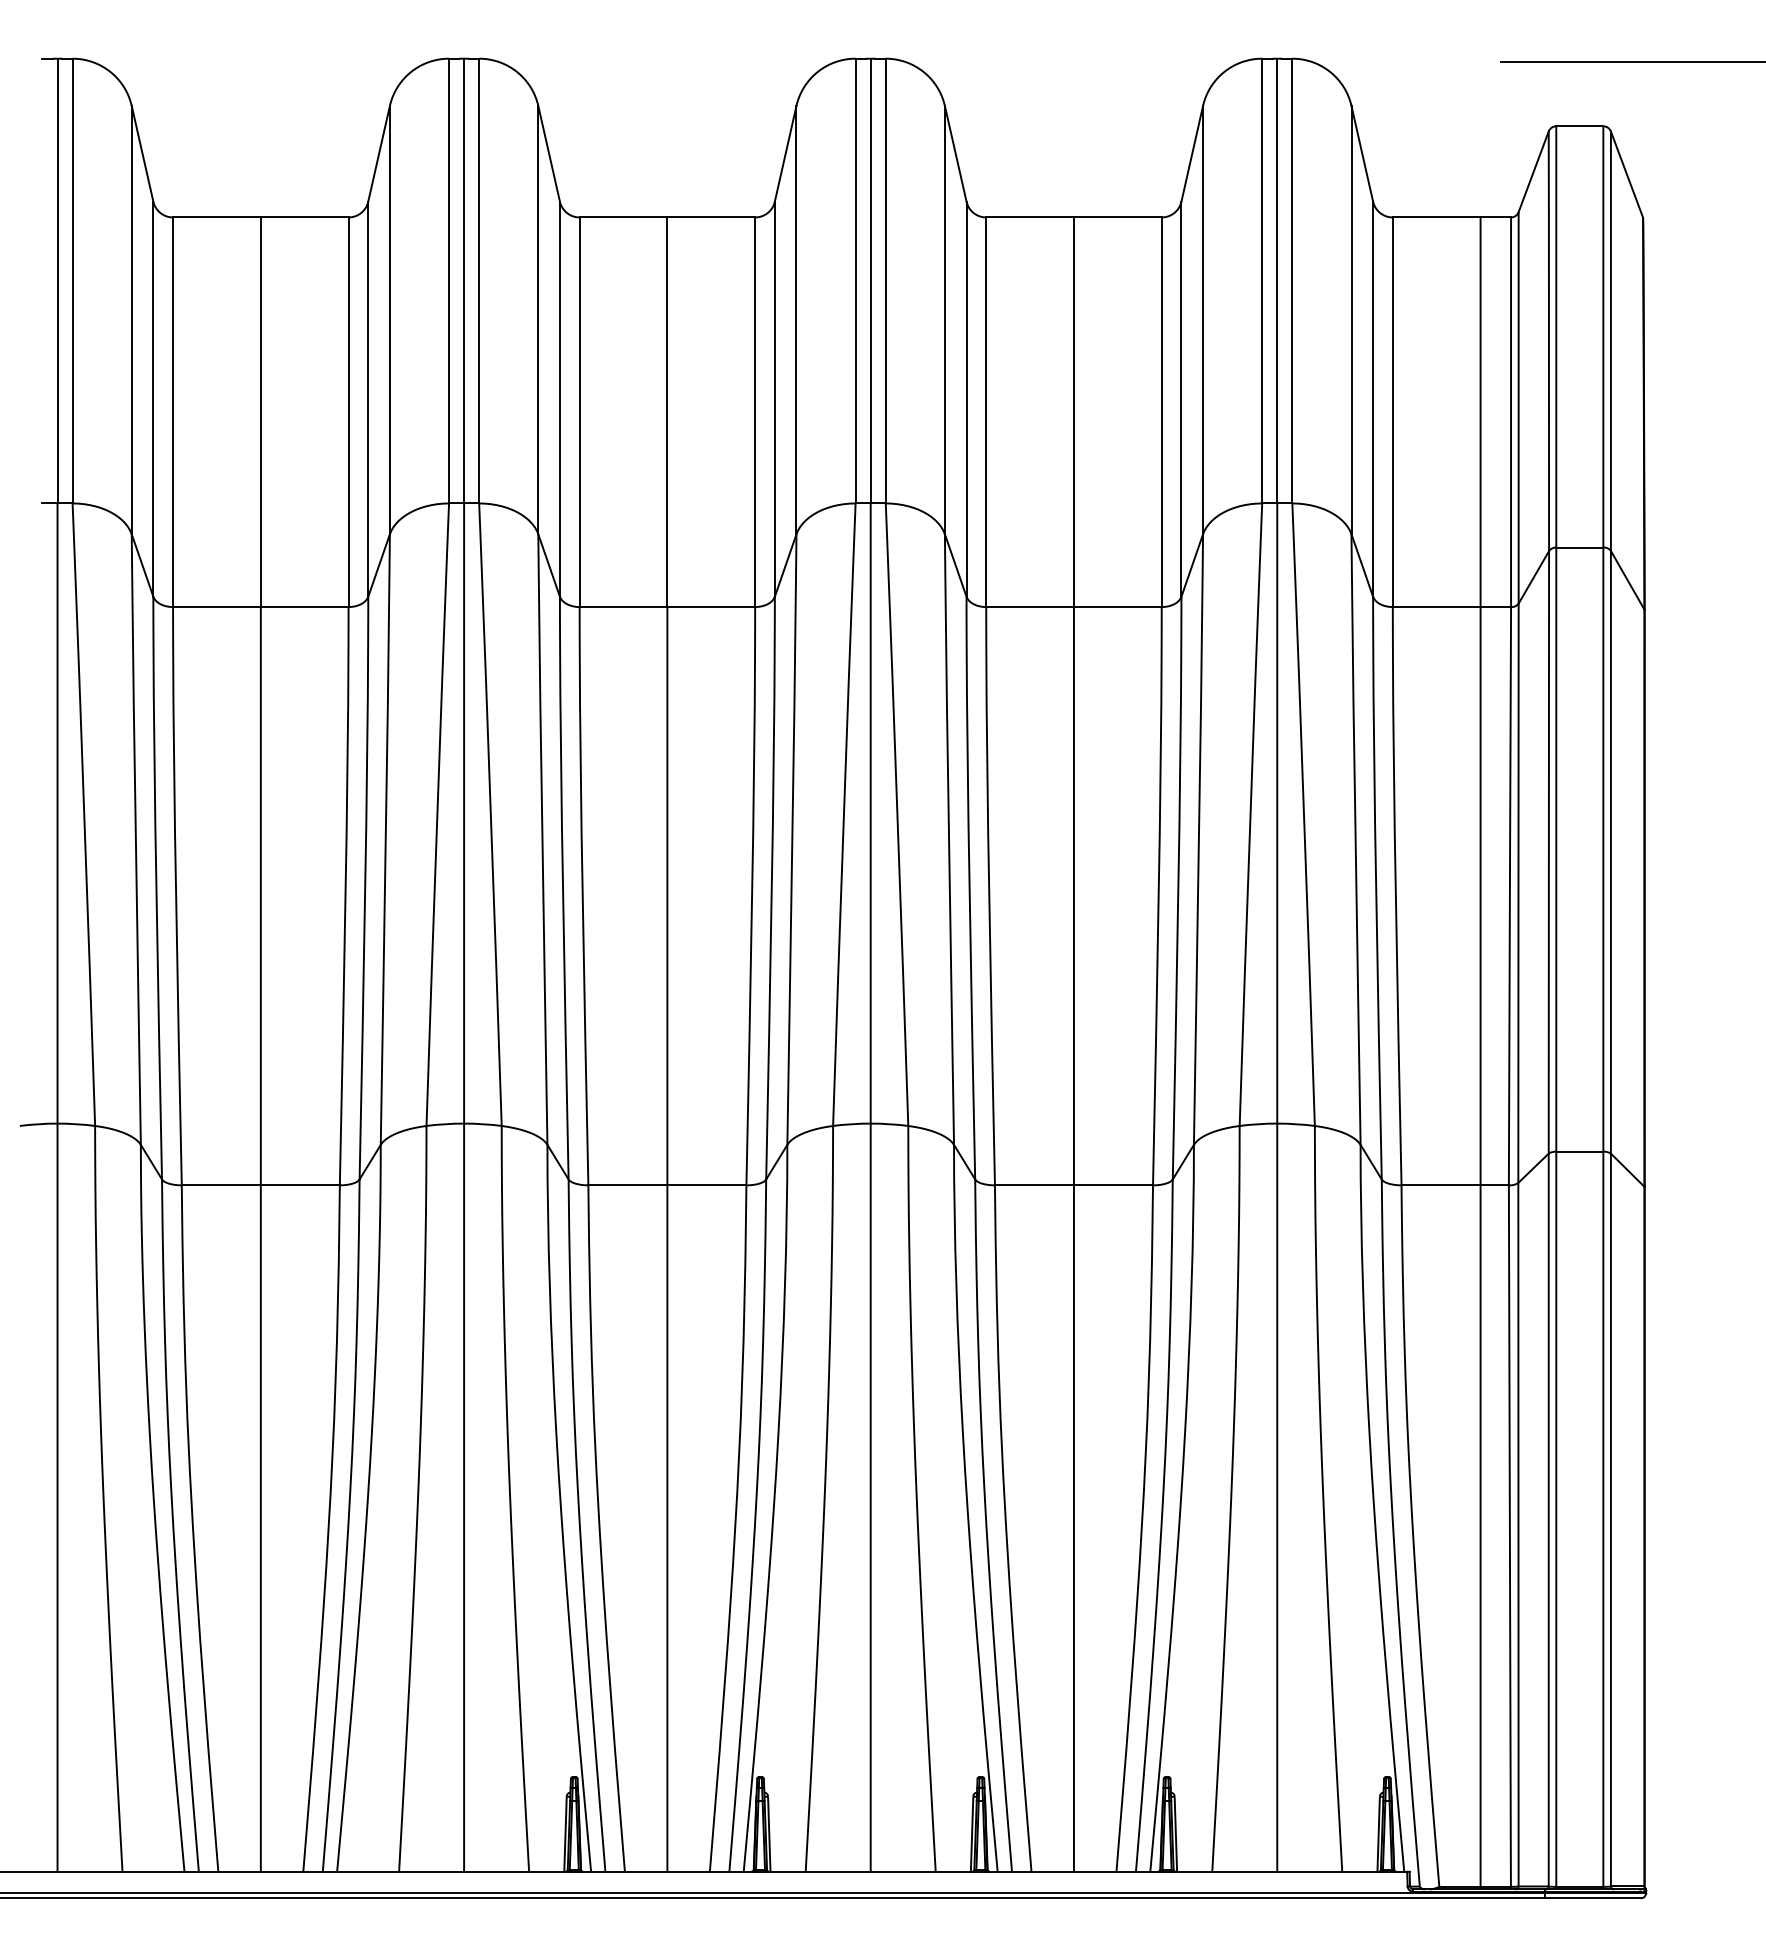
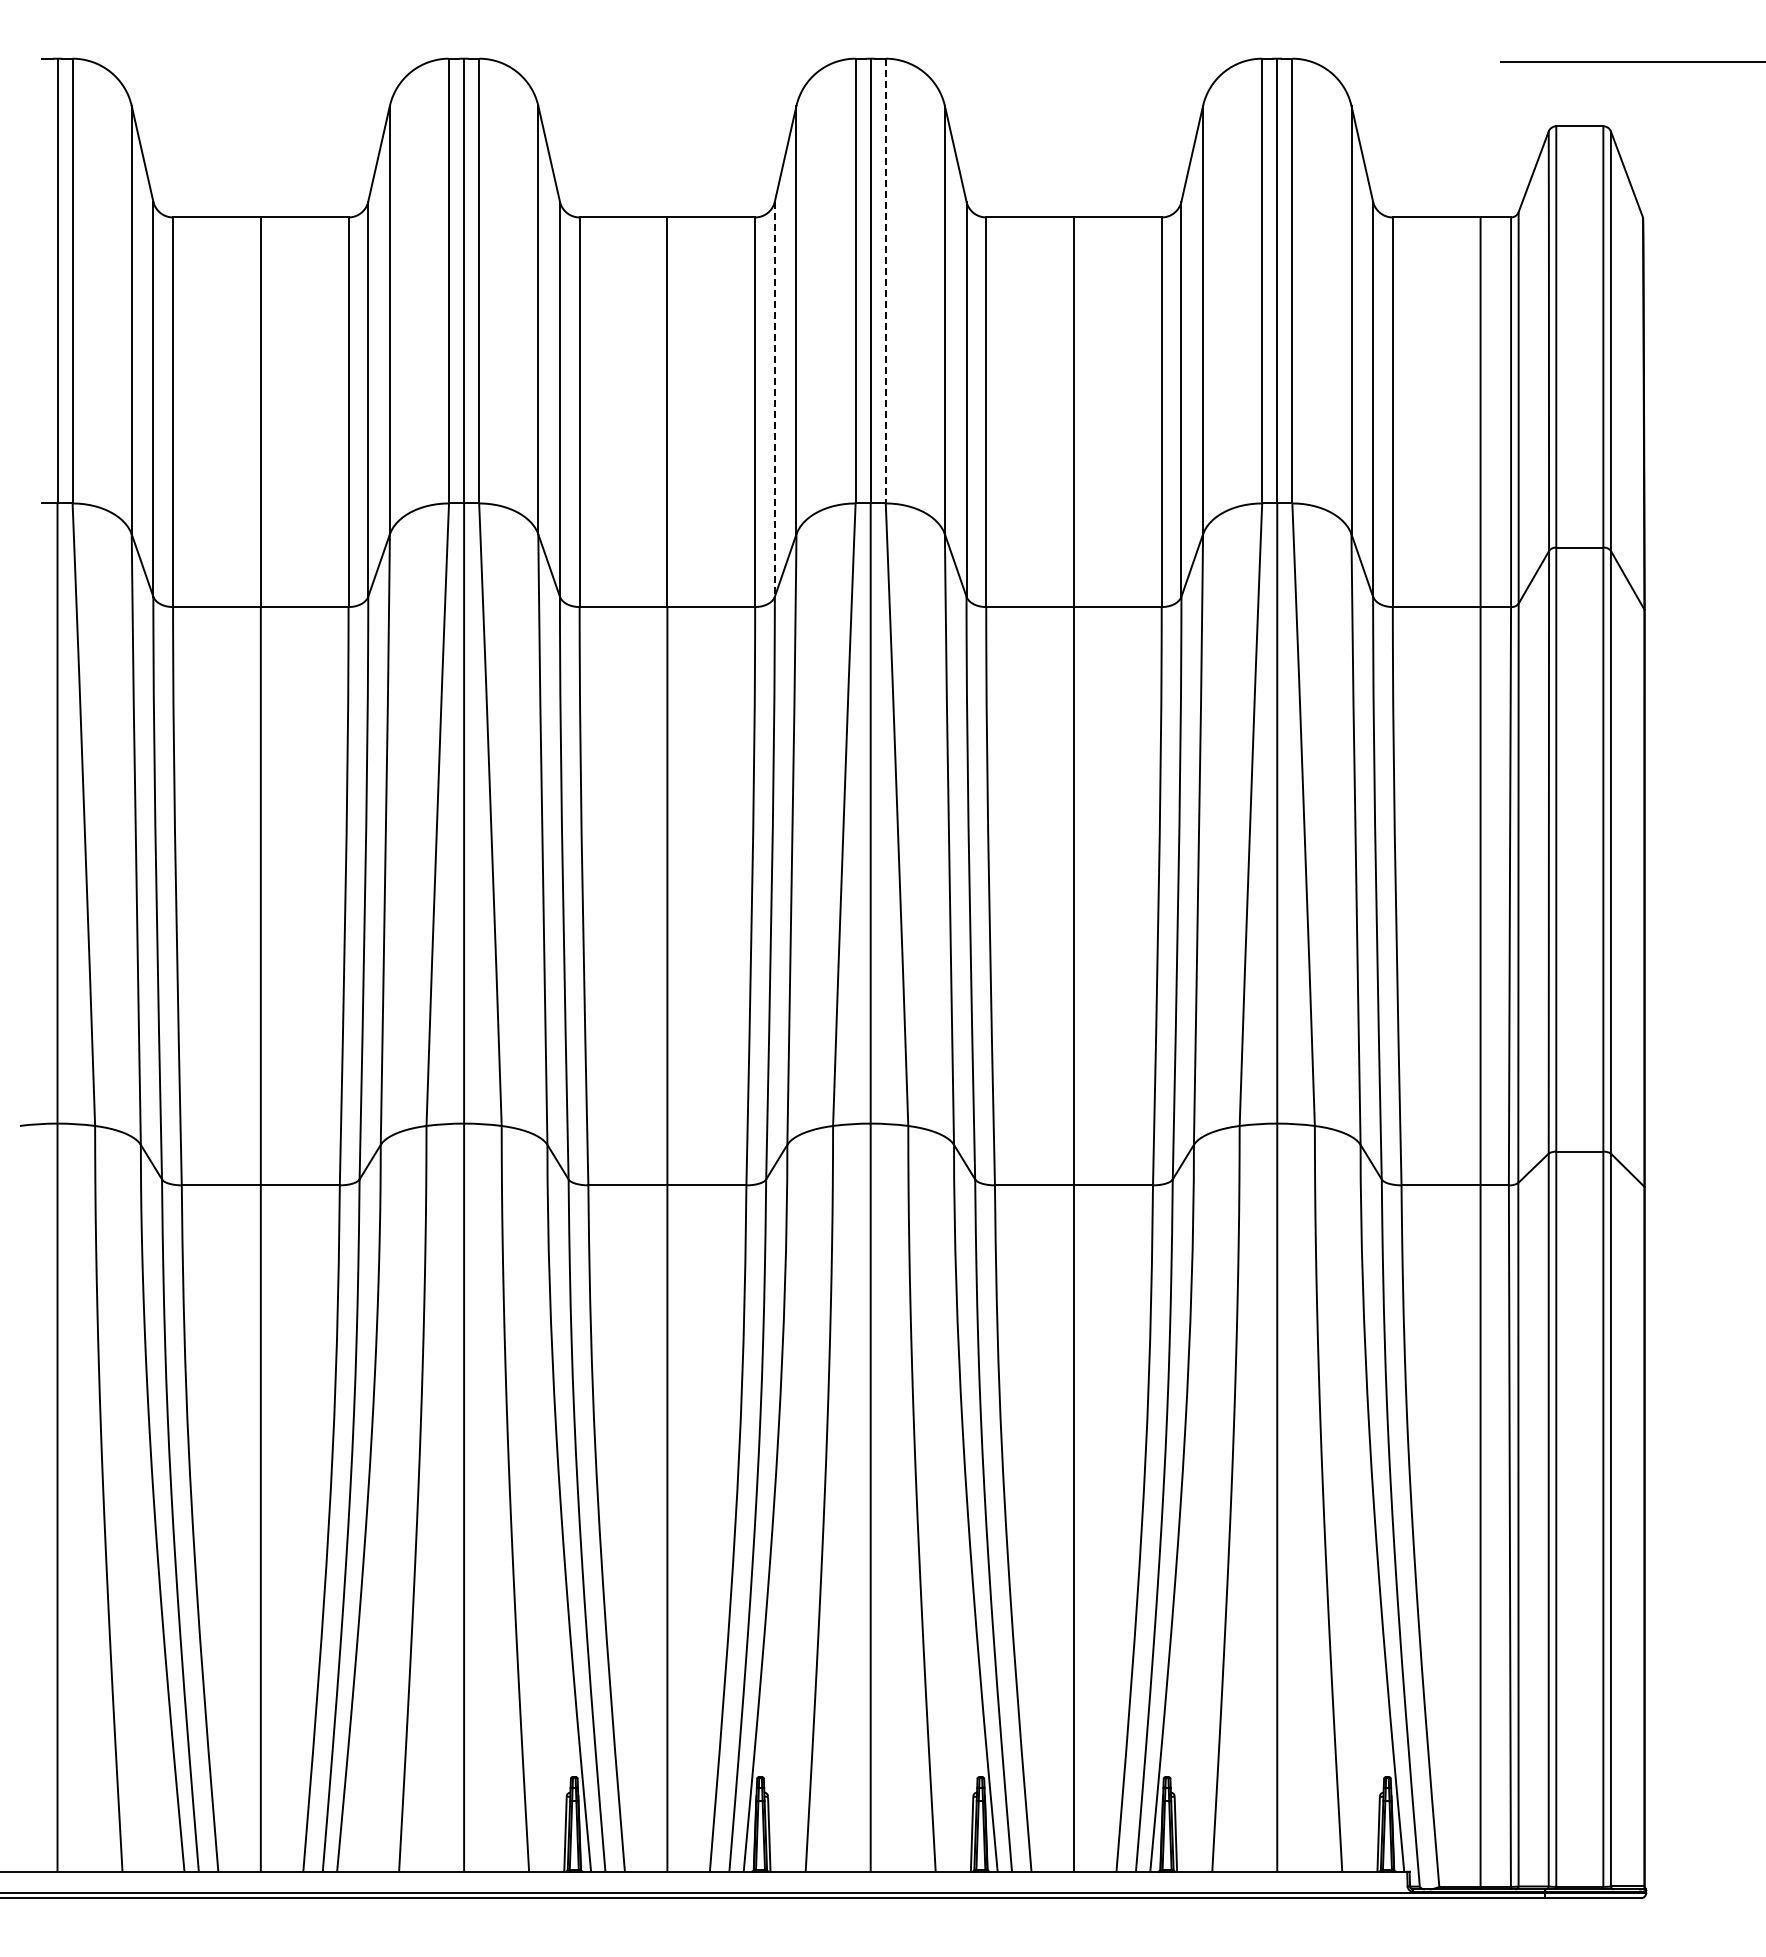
line: solid -> dashed (885, 281)
line: solid -> dashed (774, 399)
